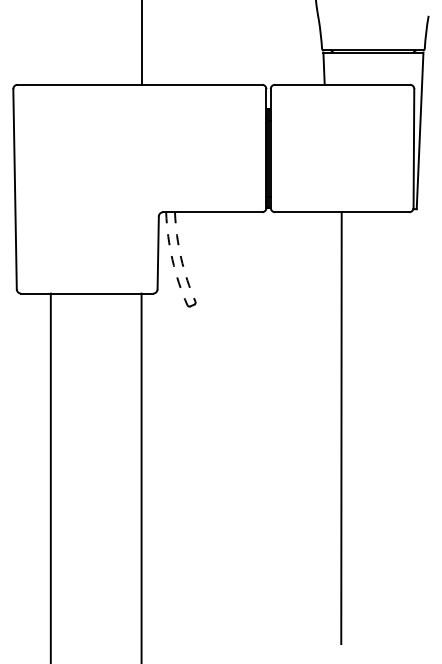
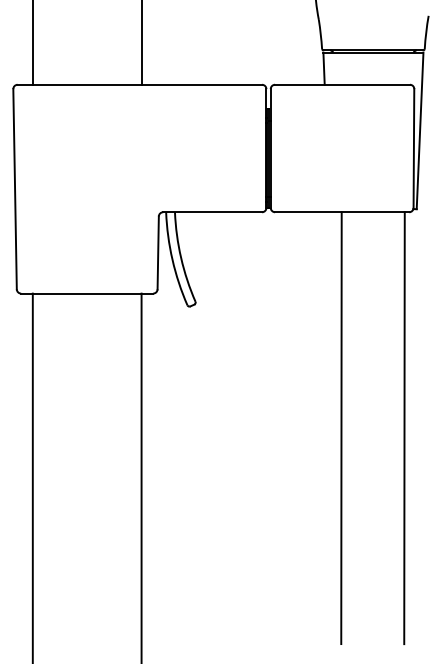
line: none -> present (32, 43)
arc: dashed -> solid (181, 258)
arc: dashed -> solid (172, 259)
line: none -> present (404, 428)
line position: (50, 476) -> (32, 476) (32, 476)
